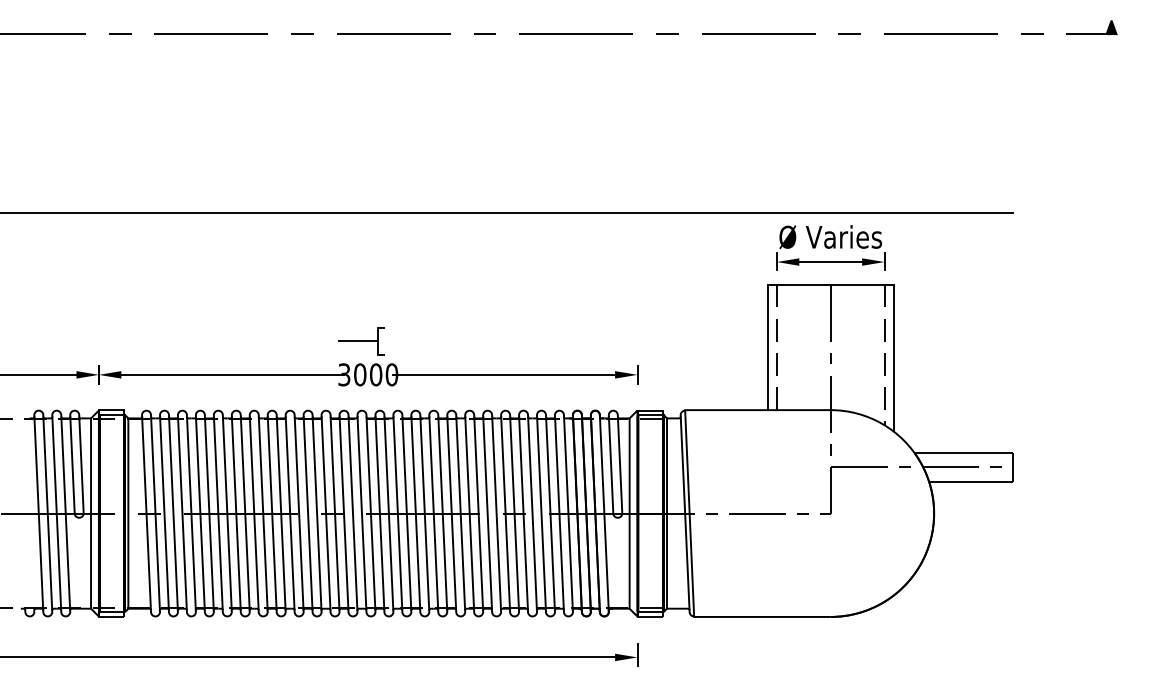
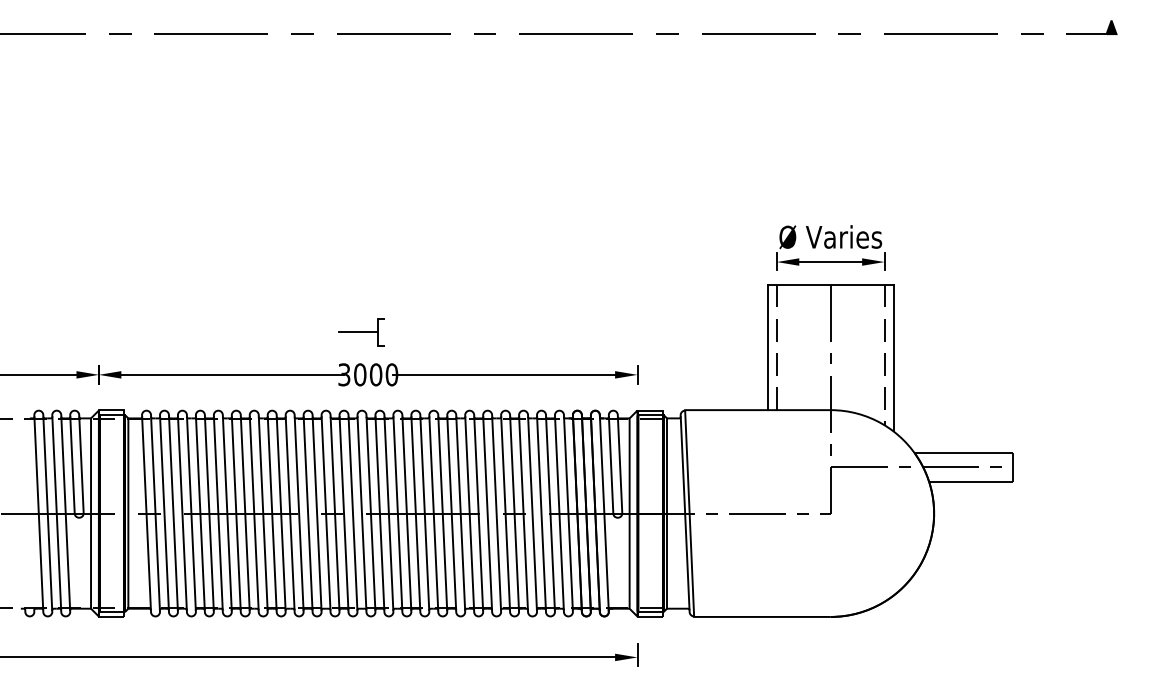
line: present -> none (507, 212)
part position: (361, 341) -> (361, 332) (361, 332)
